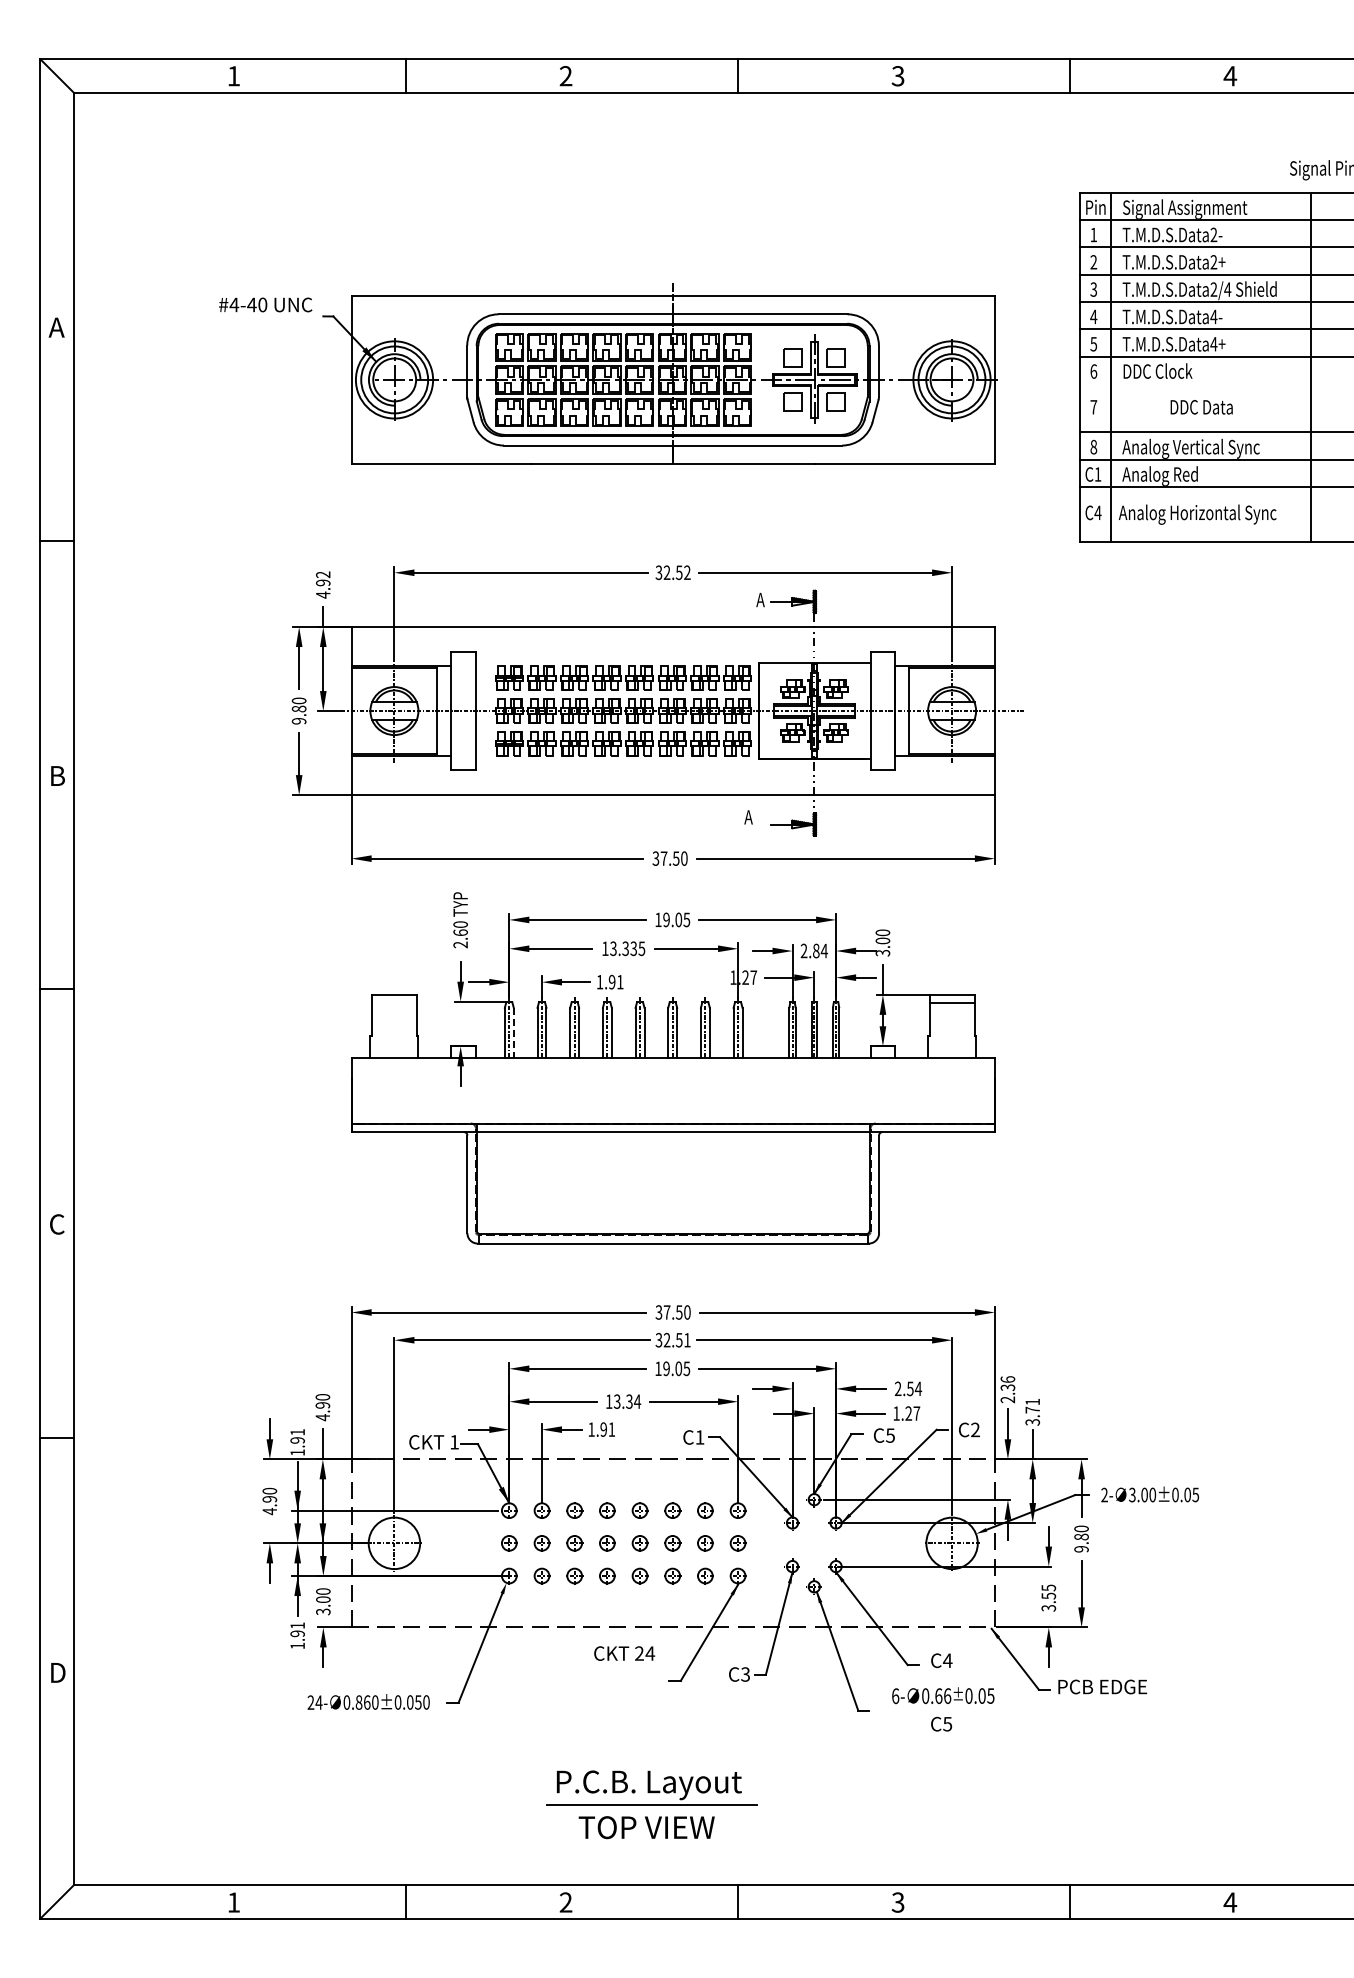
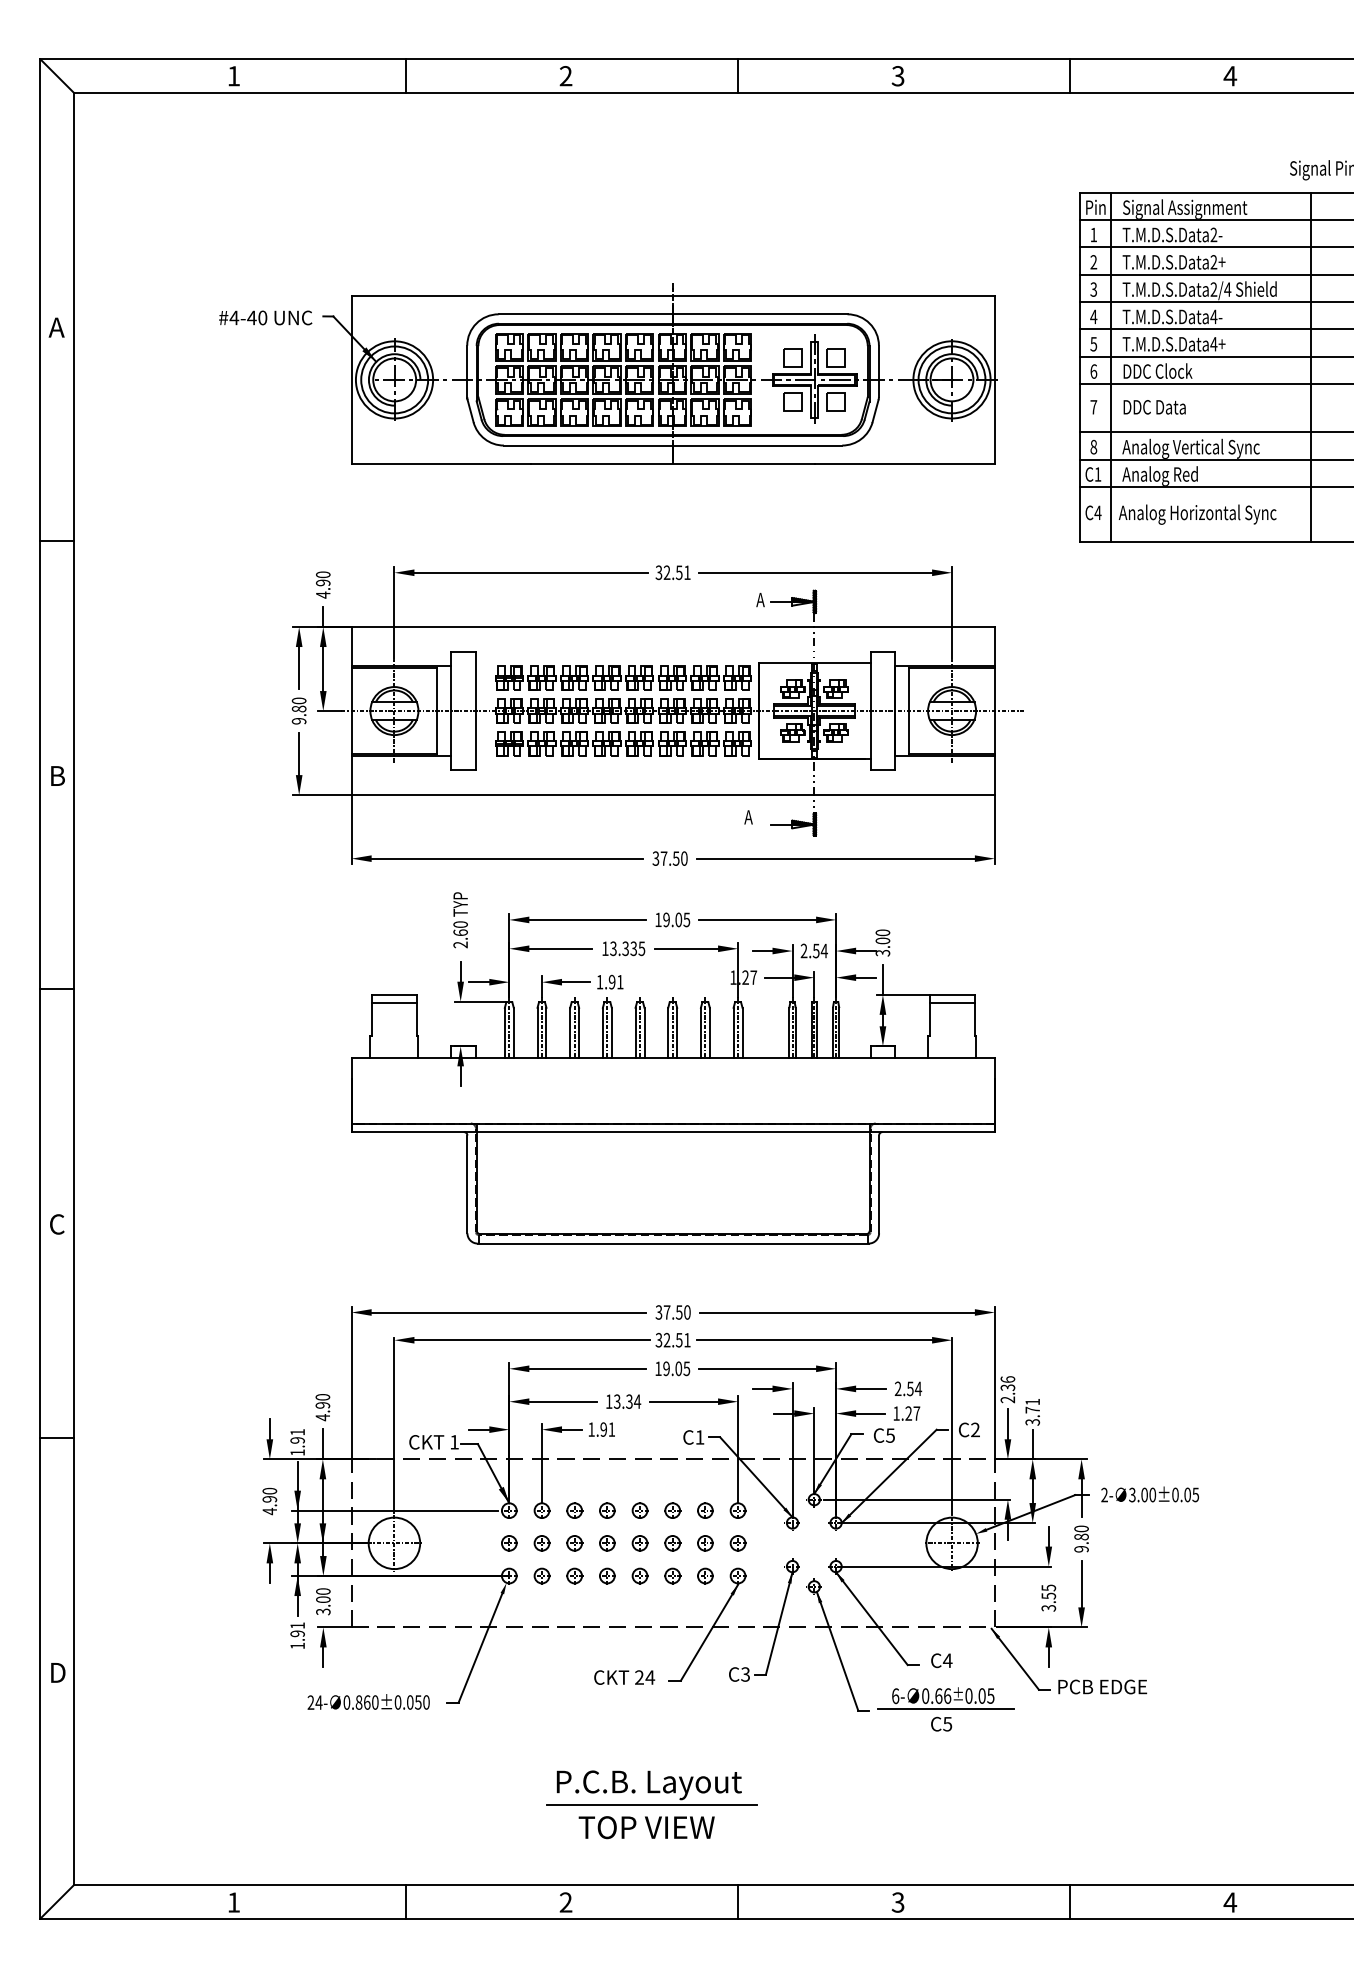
text position: (265, 304) -> (265, 317) (265, 317)
line: none -> present (1215, 383)
text position: (1201, 407) -> (1154, 407) (1154, 407)
text: 32.52 -> 32.51 (687, 572)
text: 4.92 -> 4.90 (323, 574)
text: 2.84 -> 2.54 (815, 950)
line: none -> present (394, 1002)
line: dashed -> solid (513, 1033)
text position: (624, 1653) -> (624, 1677) (624, 1677)
line: none -> present (945, 1708)
